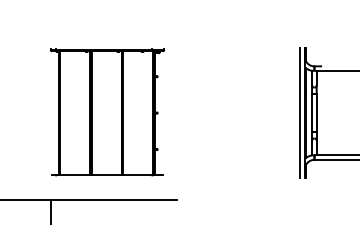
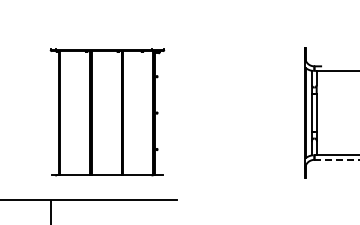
line: present -> none (300, 113)
line: solid -> dashed (337, 159)
